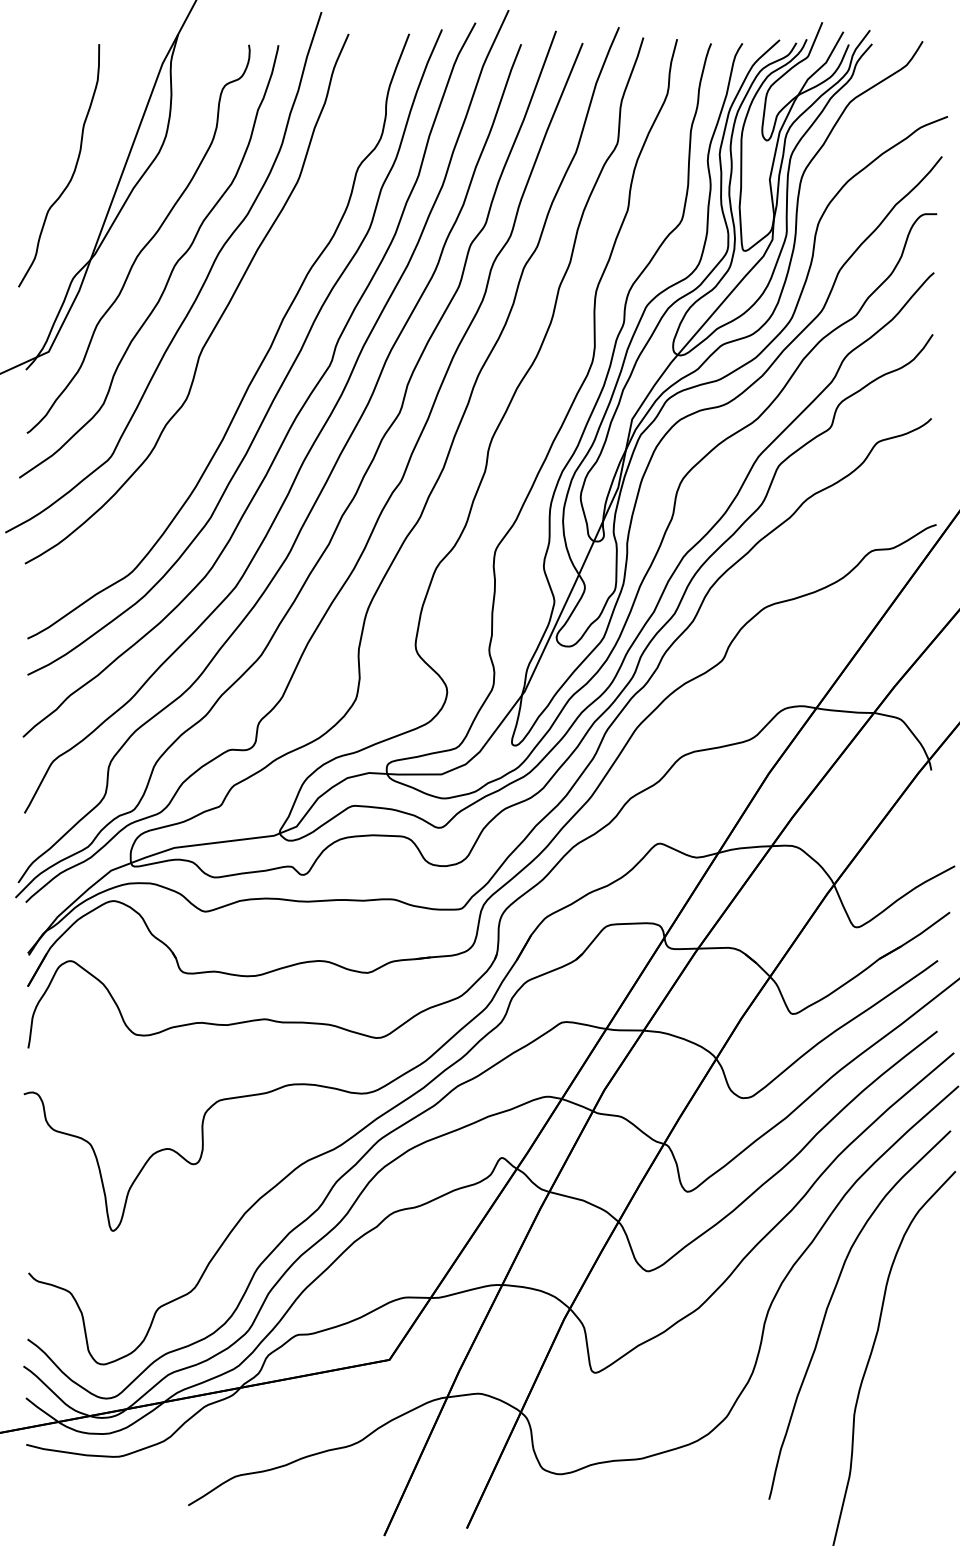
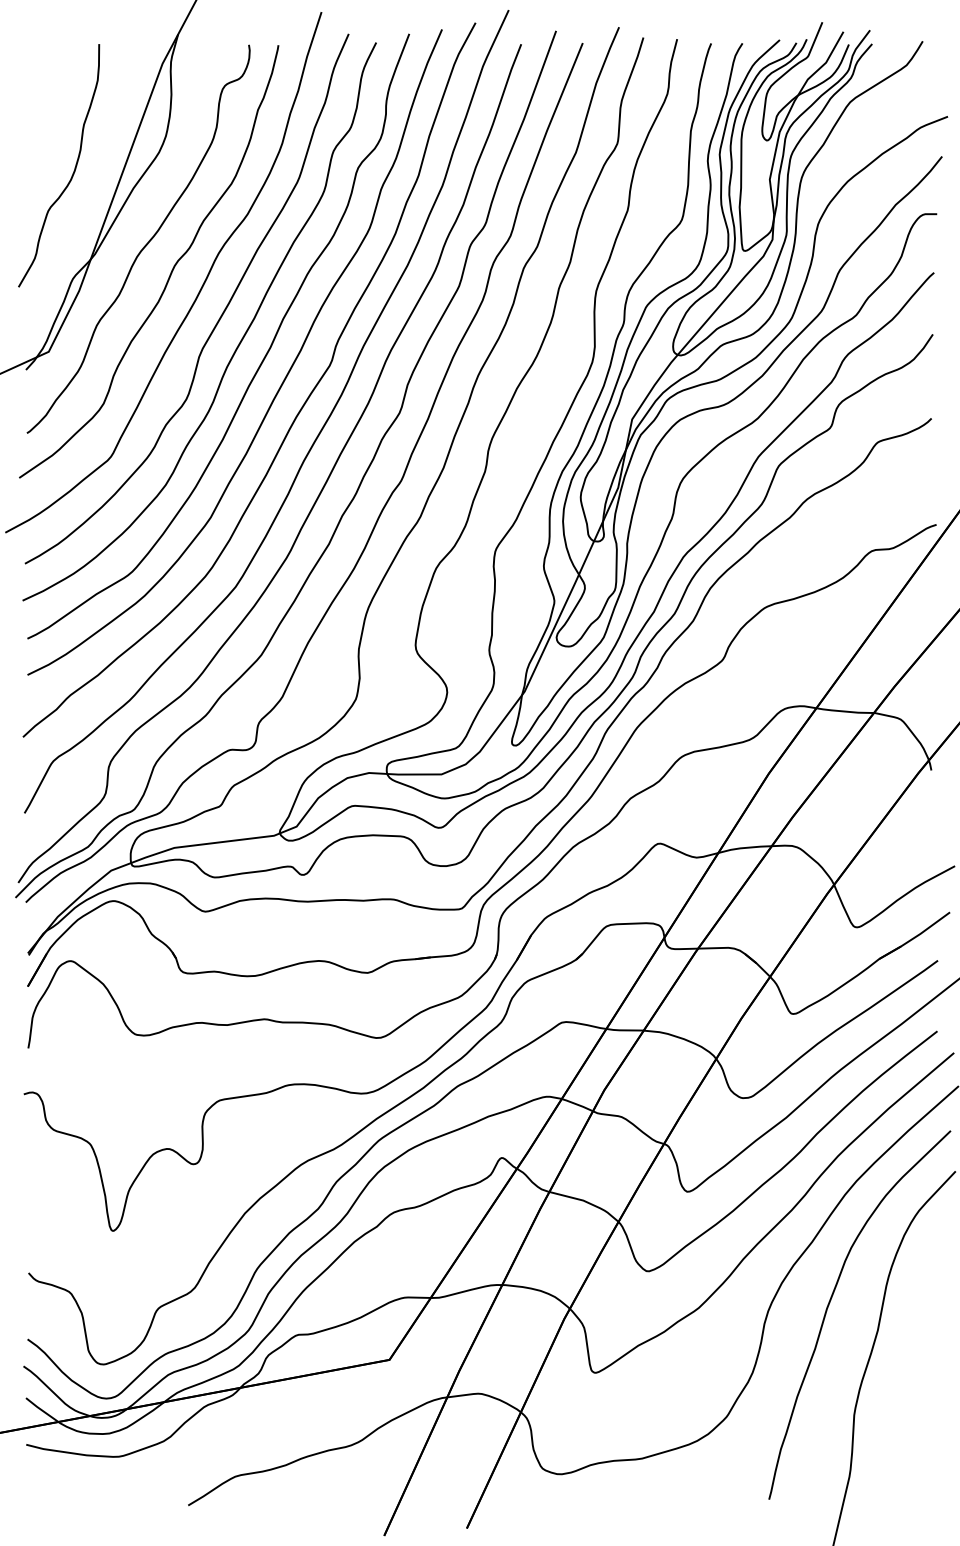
curve: none -> present (238, 343)
